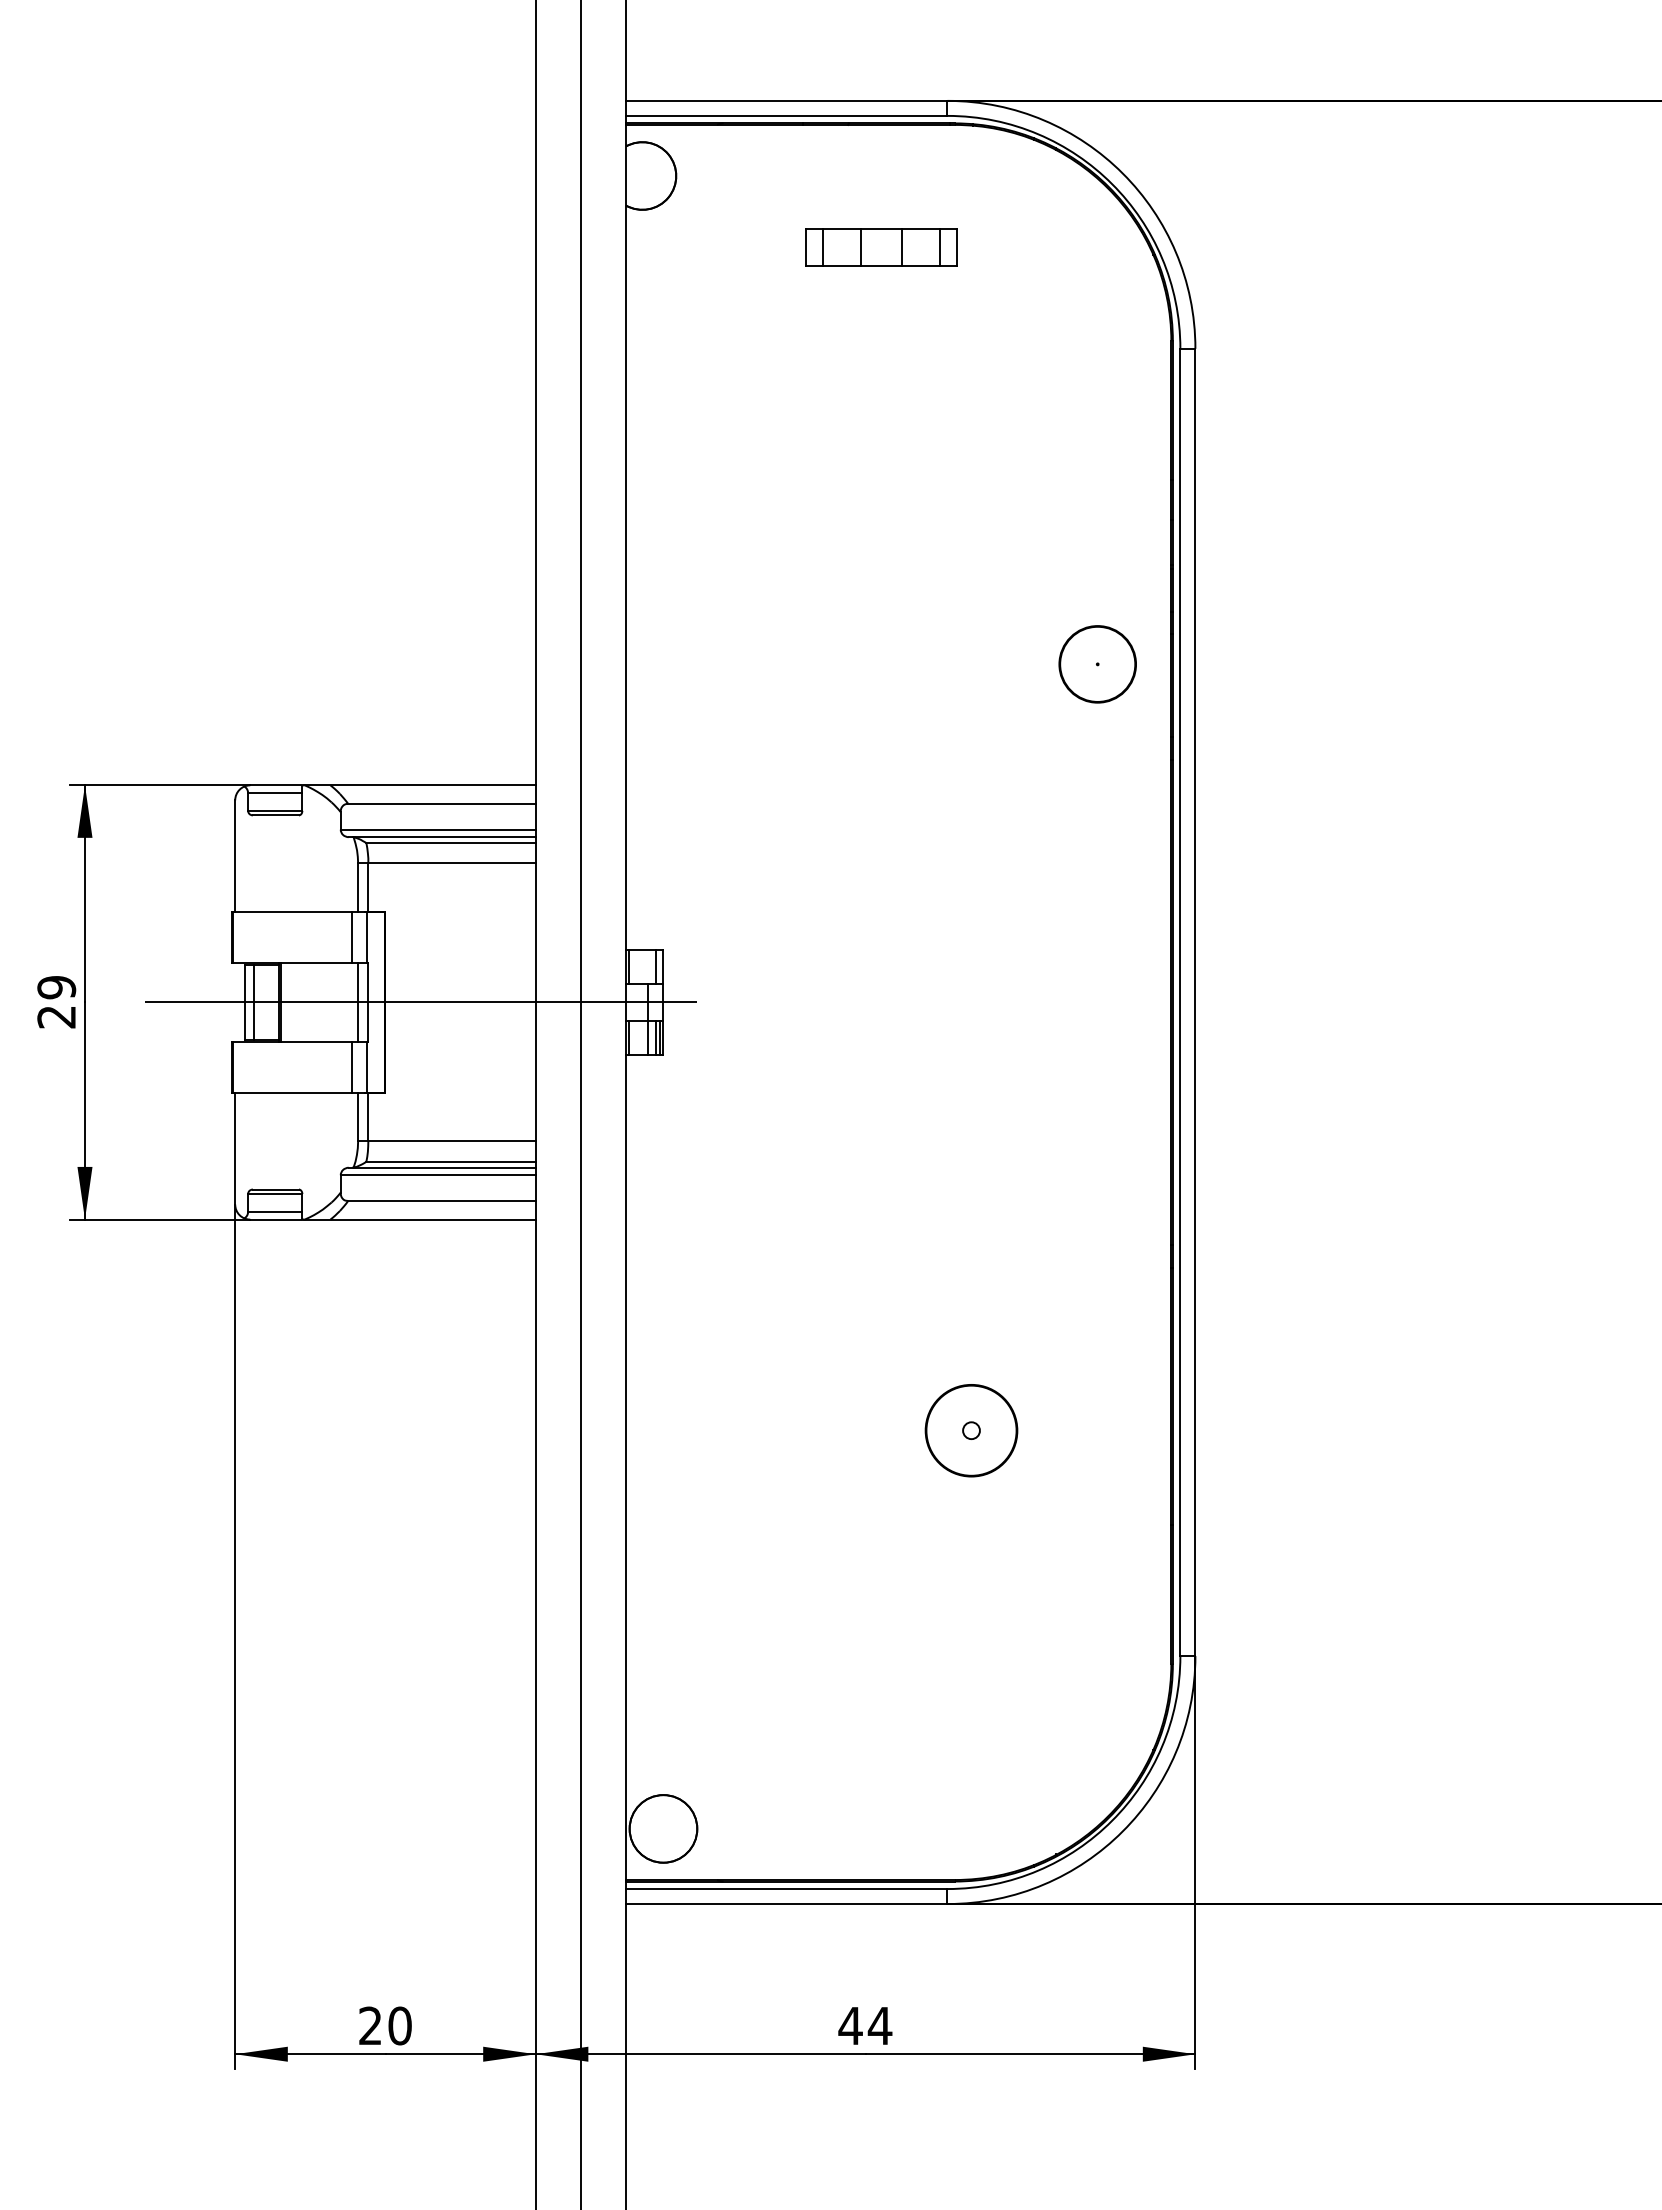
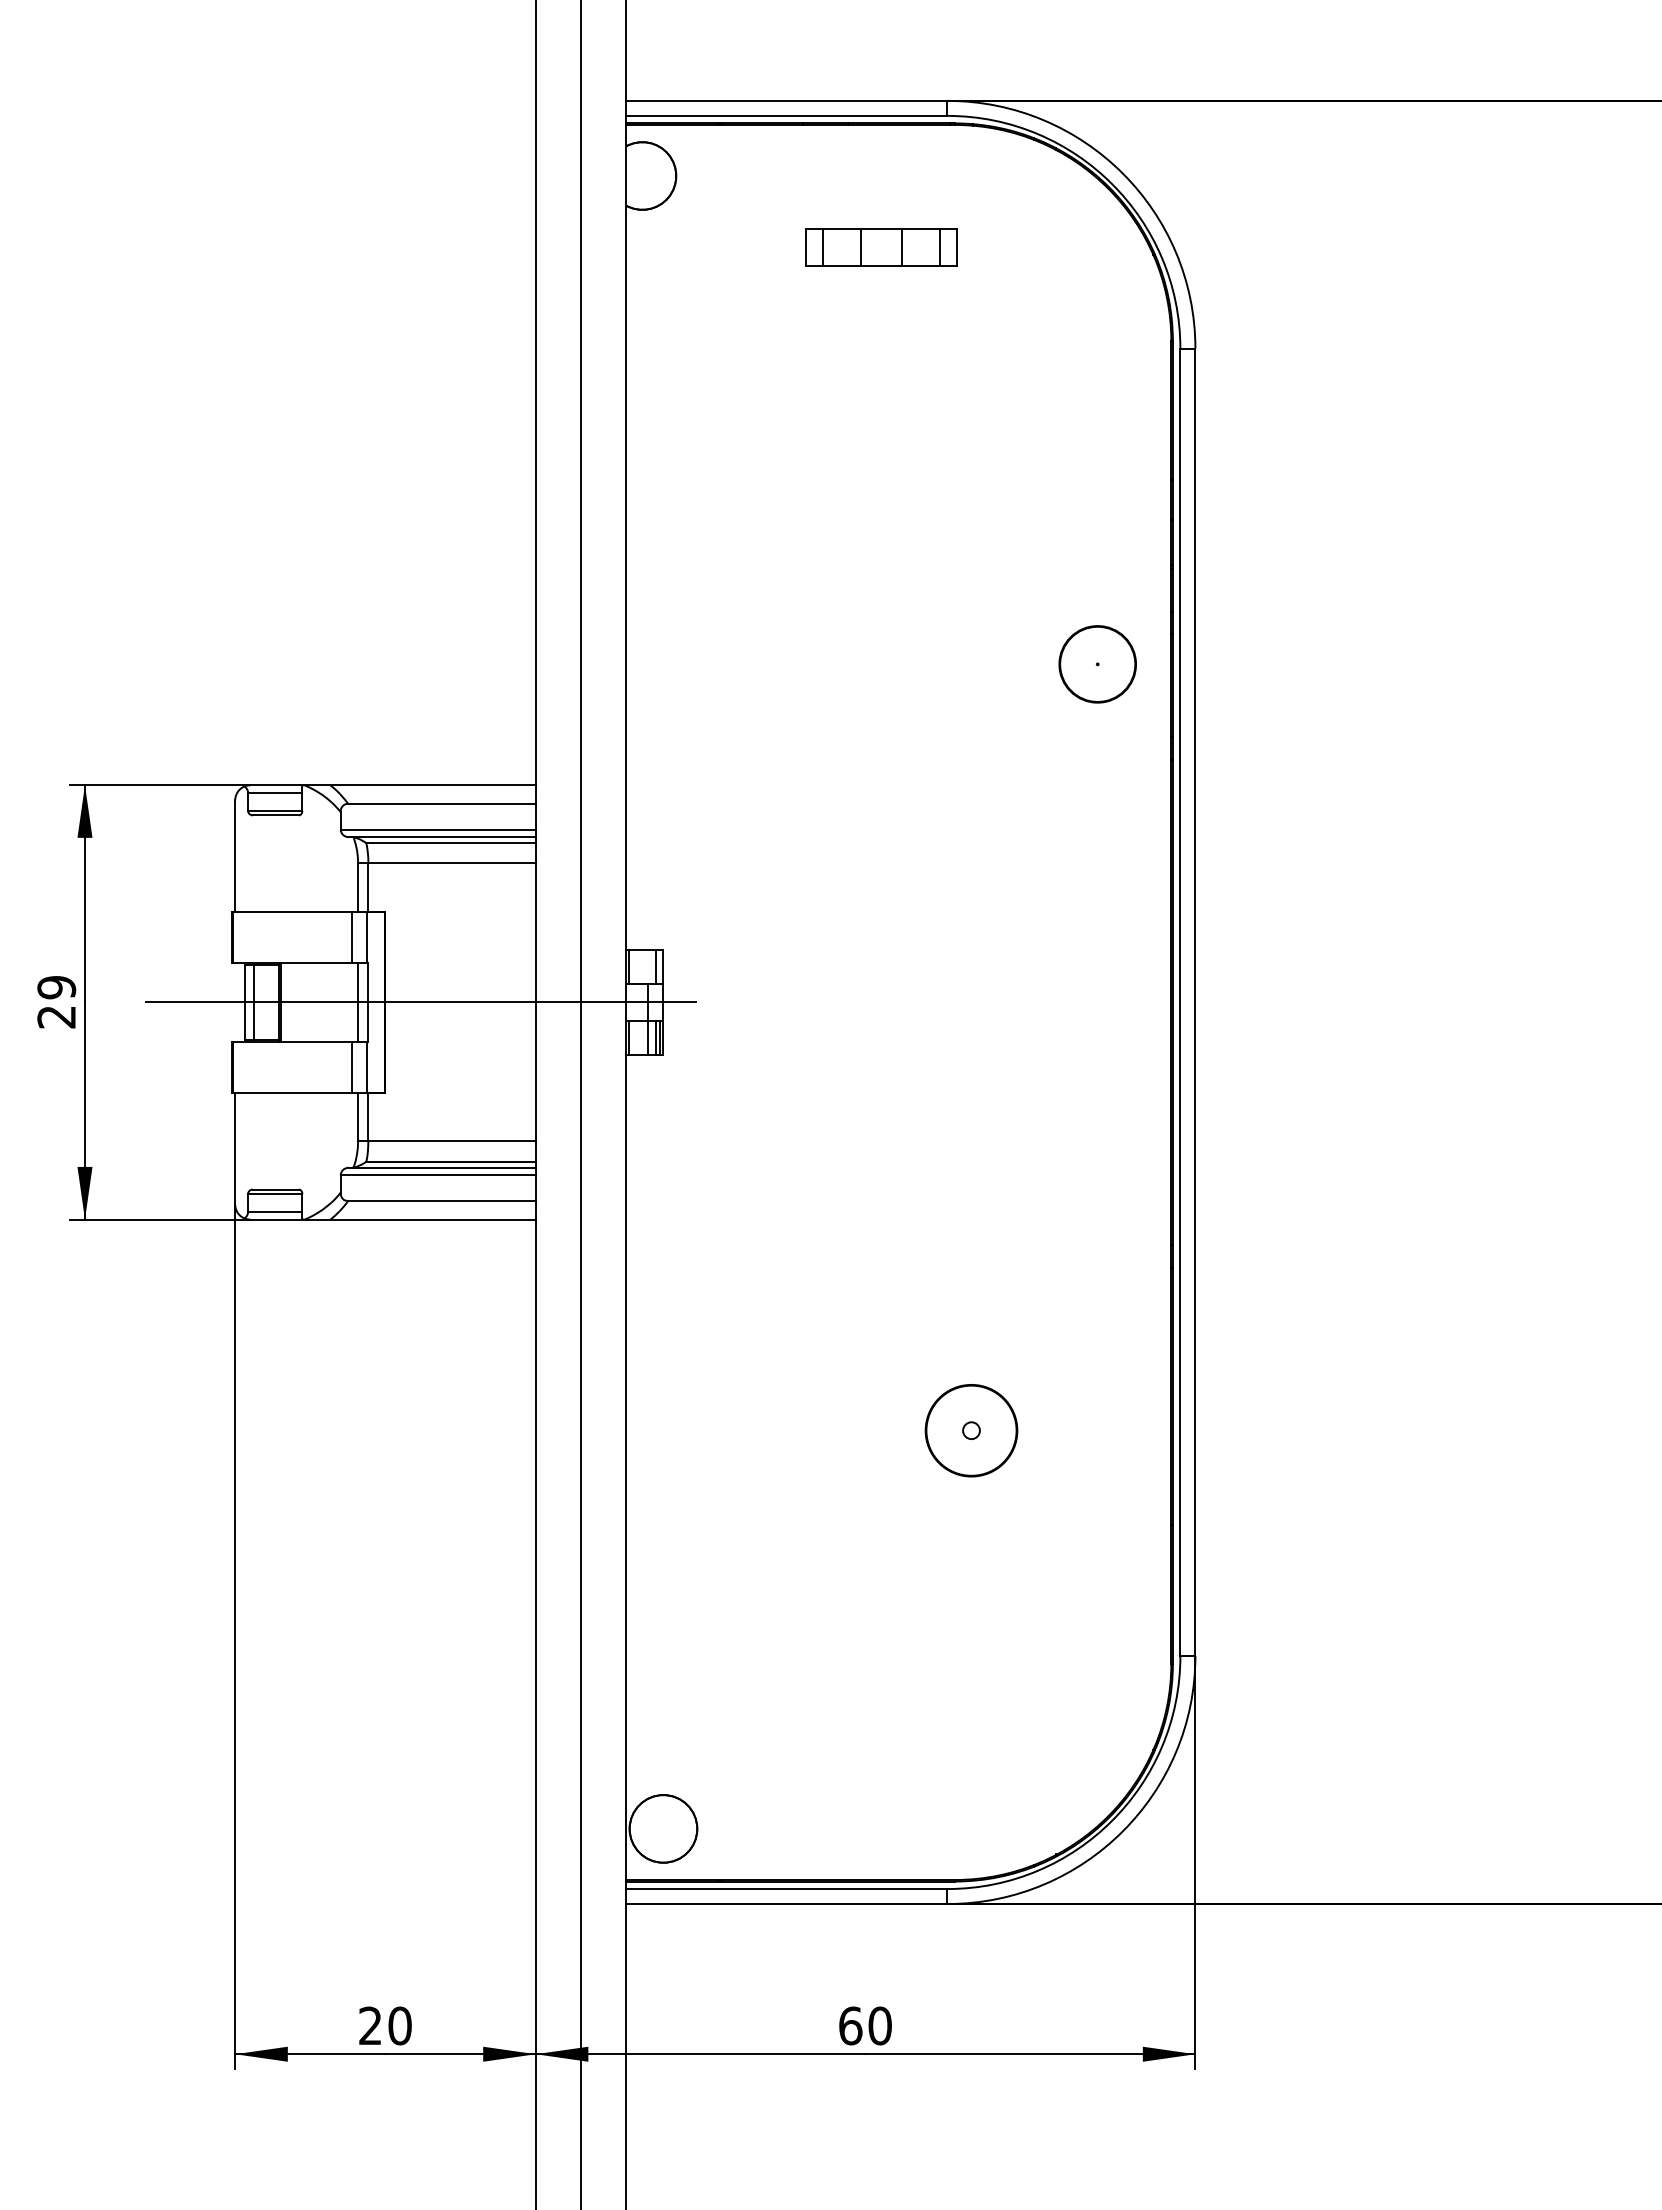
text: 44 -> 60 (865, 2025)
